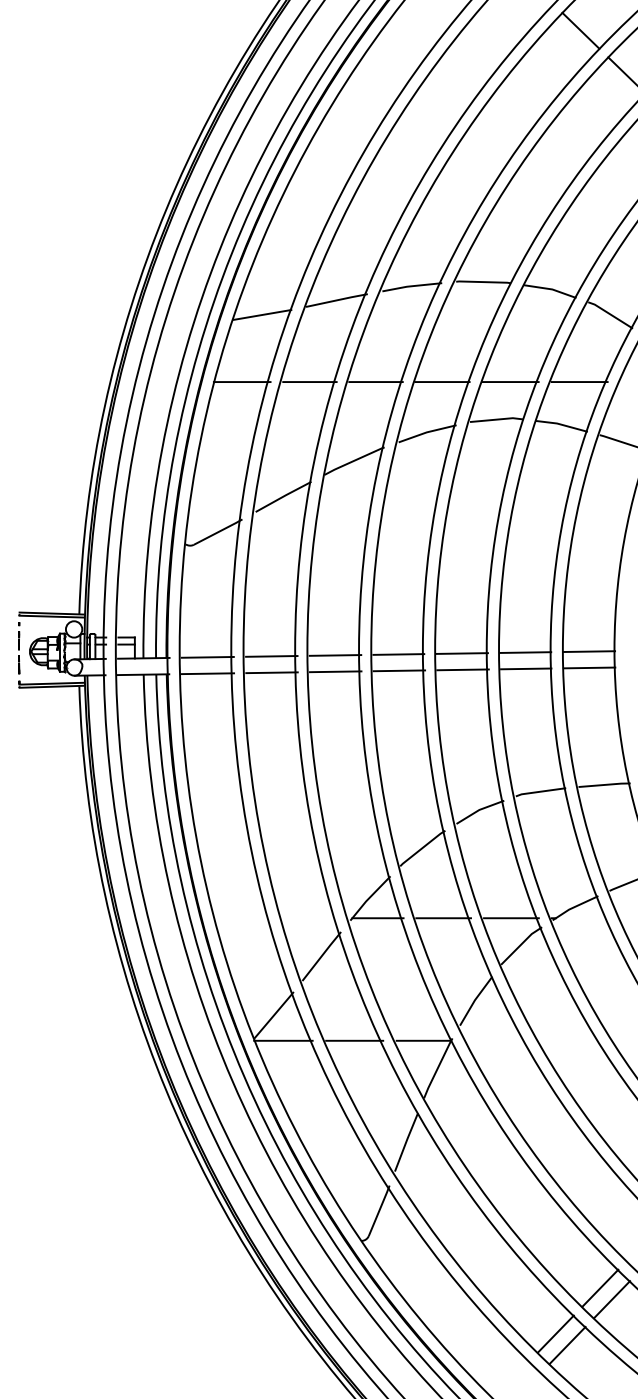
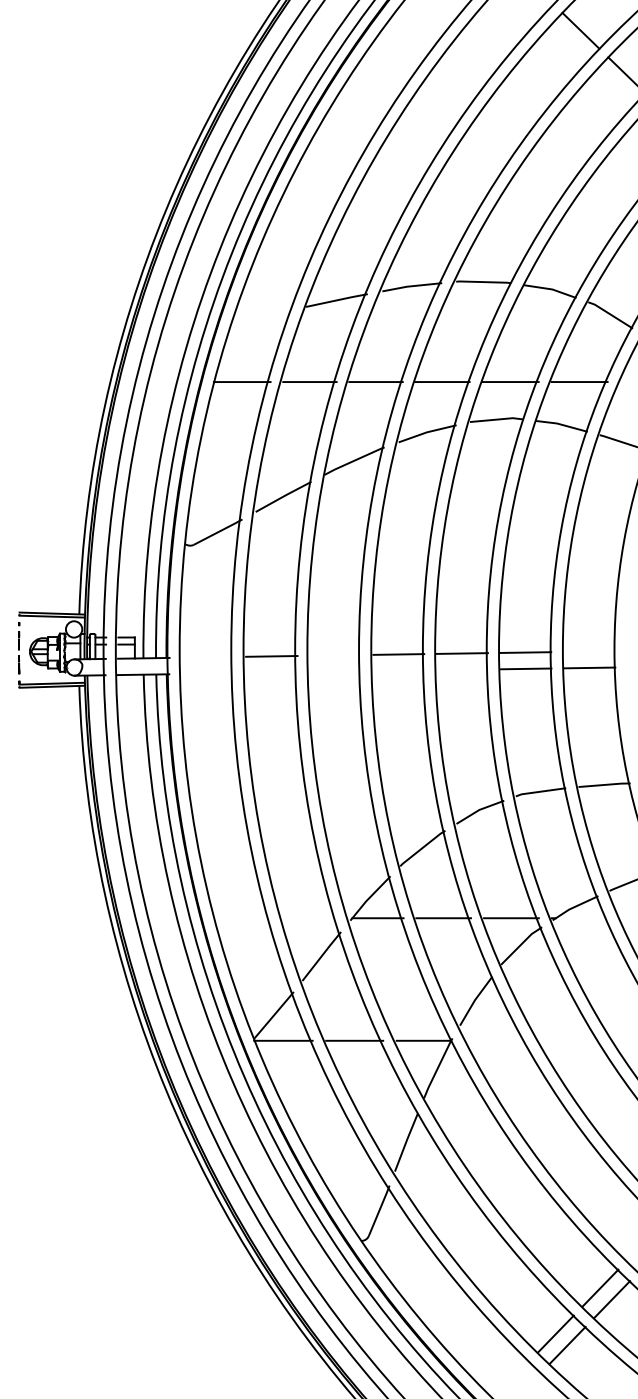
line: present -> none (262, 314)
line: present -> none (589, 651)
line: present -> none (335, 655)
line: present -> none (207, 656)
line: present -> none (462, 669)
line: present -> none (399, 670)
line: present -> none (335, 671)
line: present -> none (271, 672)
line: present -> none (207, 673)
